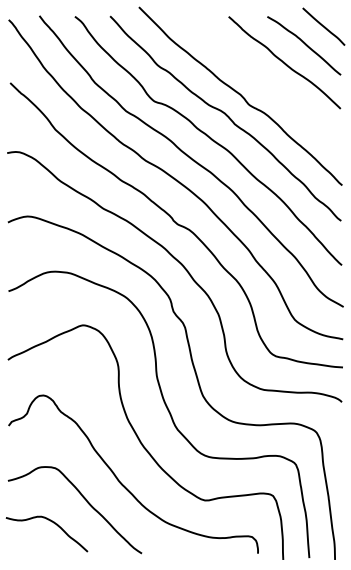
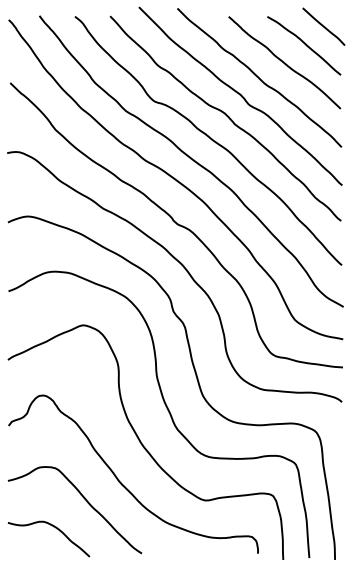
curve: none -> present (259, 77)
curve position: (51, 522) -> (53, 527) (53, 527)
